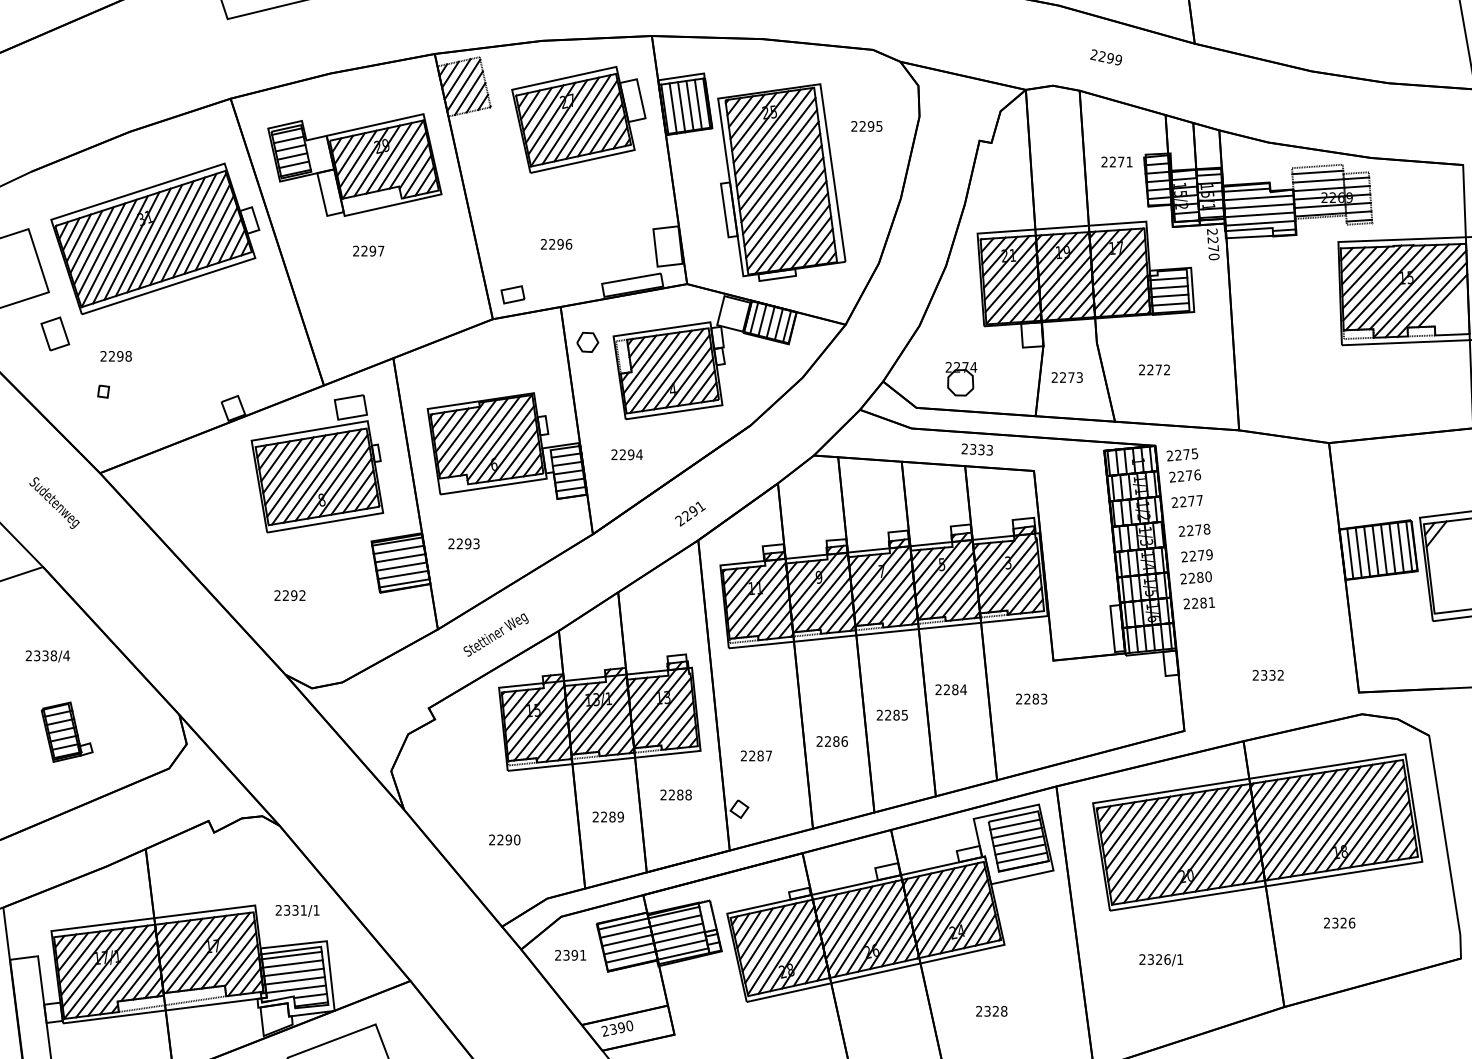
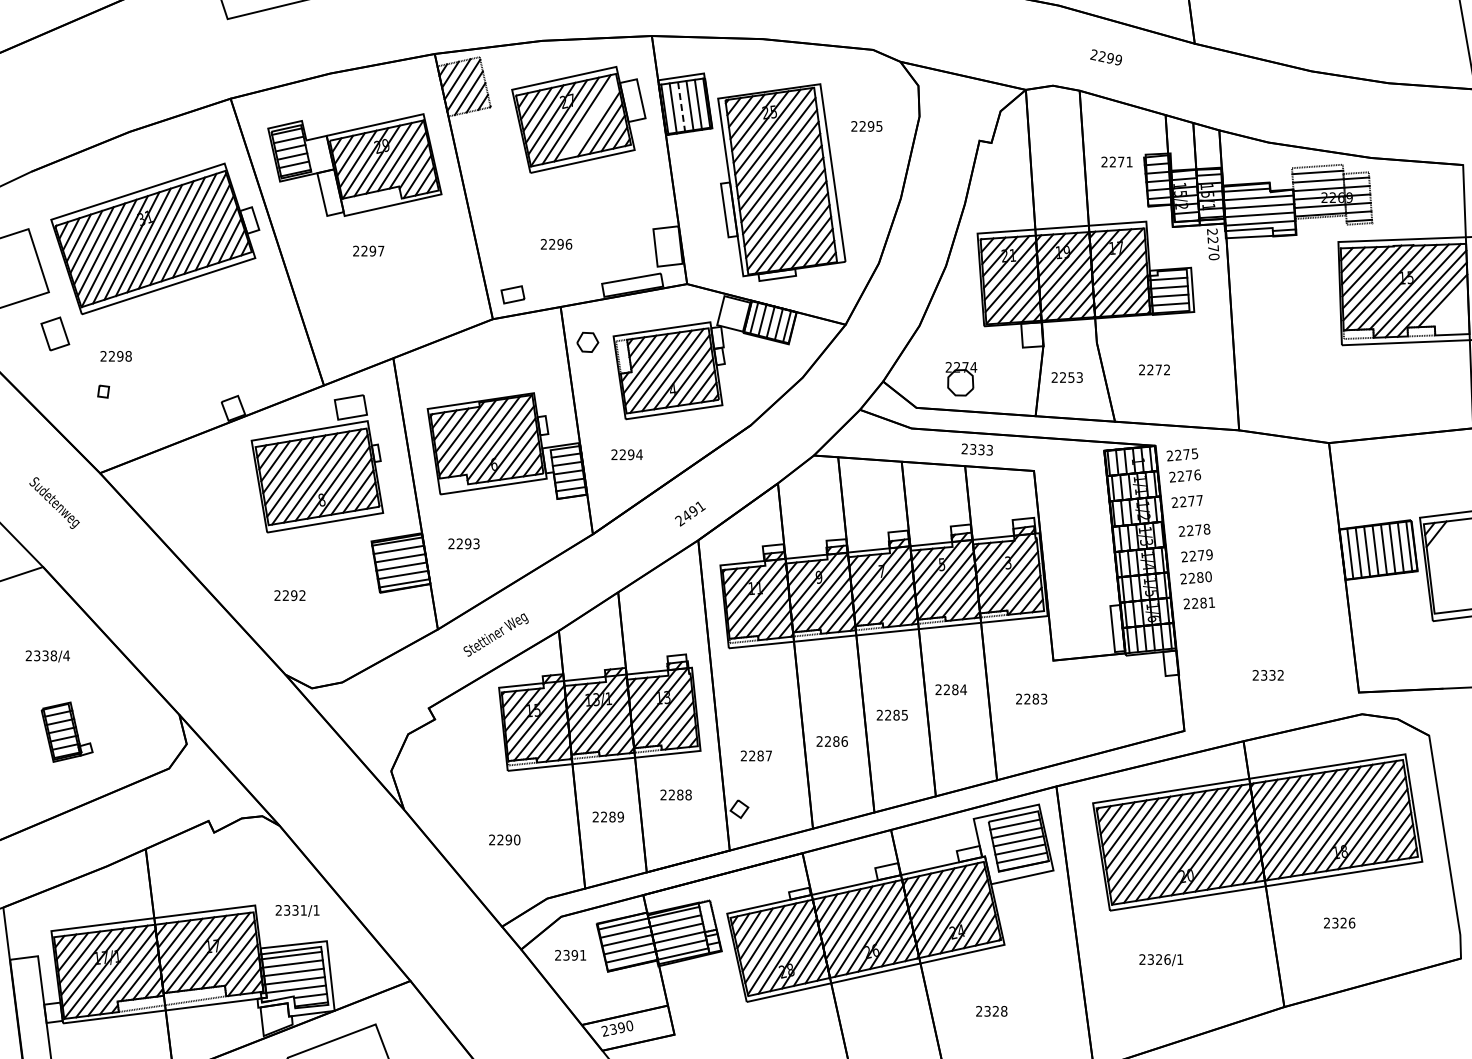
line: solid -> dashed (681, 107)
line: present -> none (591, 119)
text: 2273 -> 2253 (1071, 377)
text: 2291 -> 2491 (686, 515)
